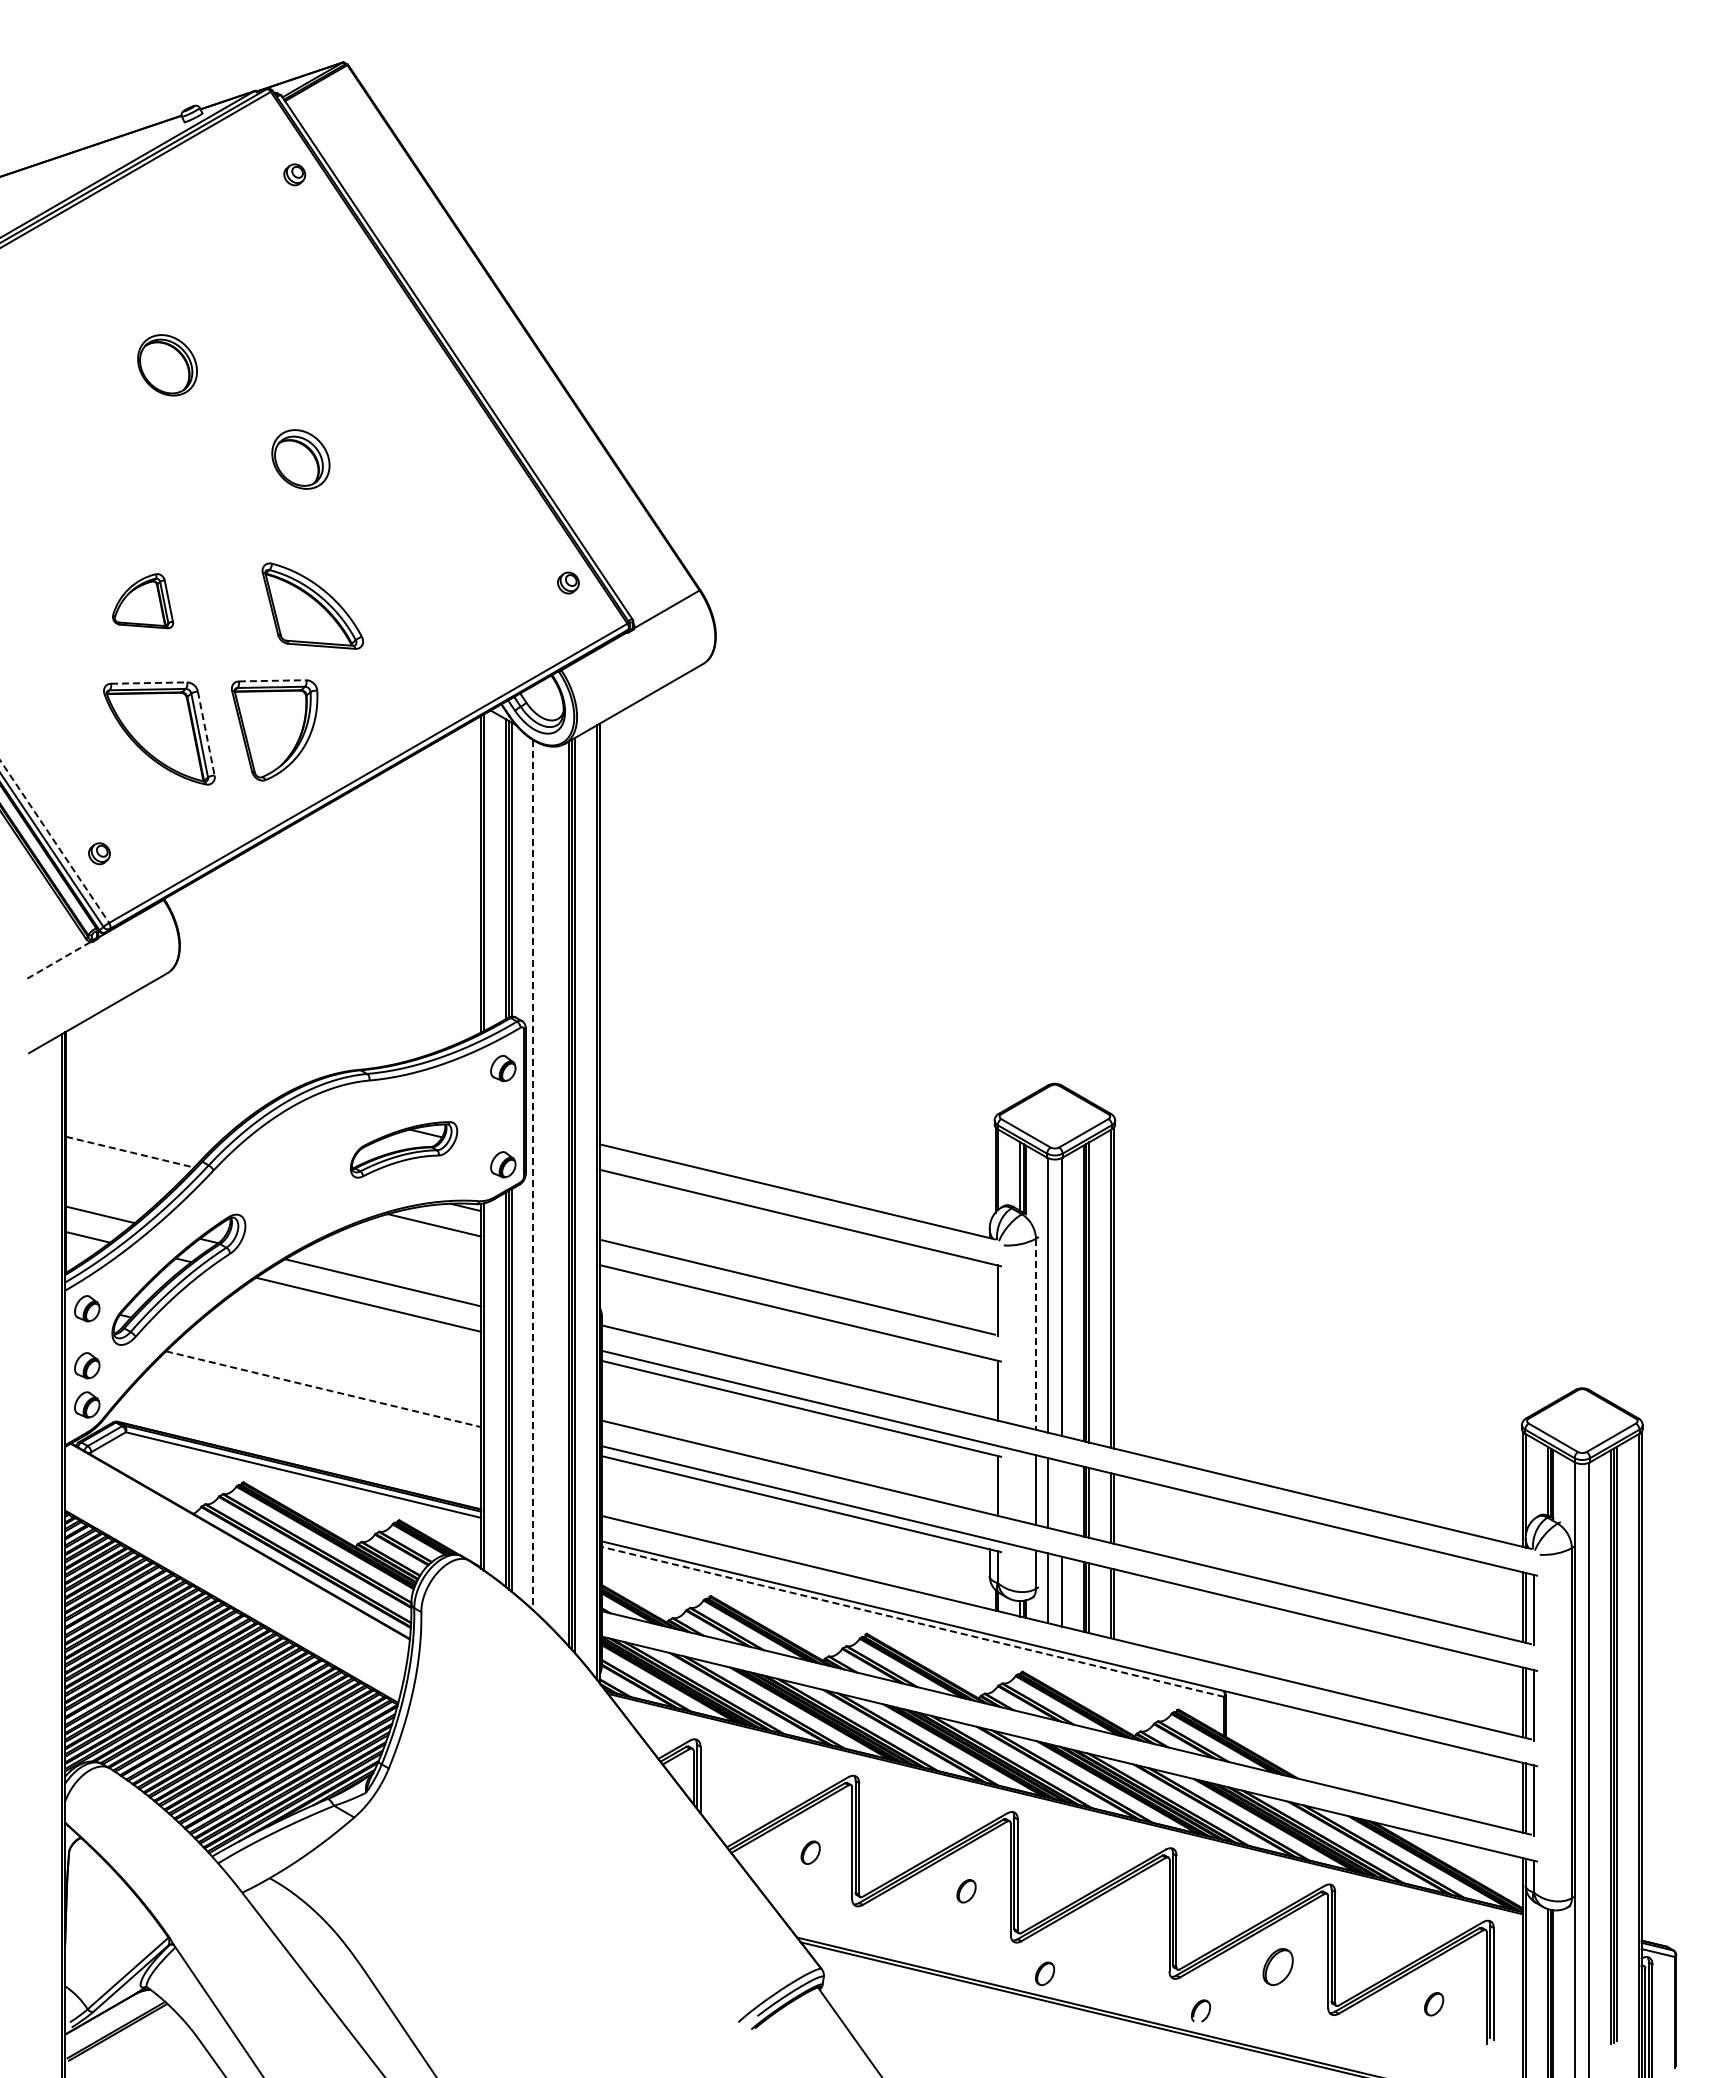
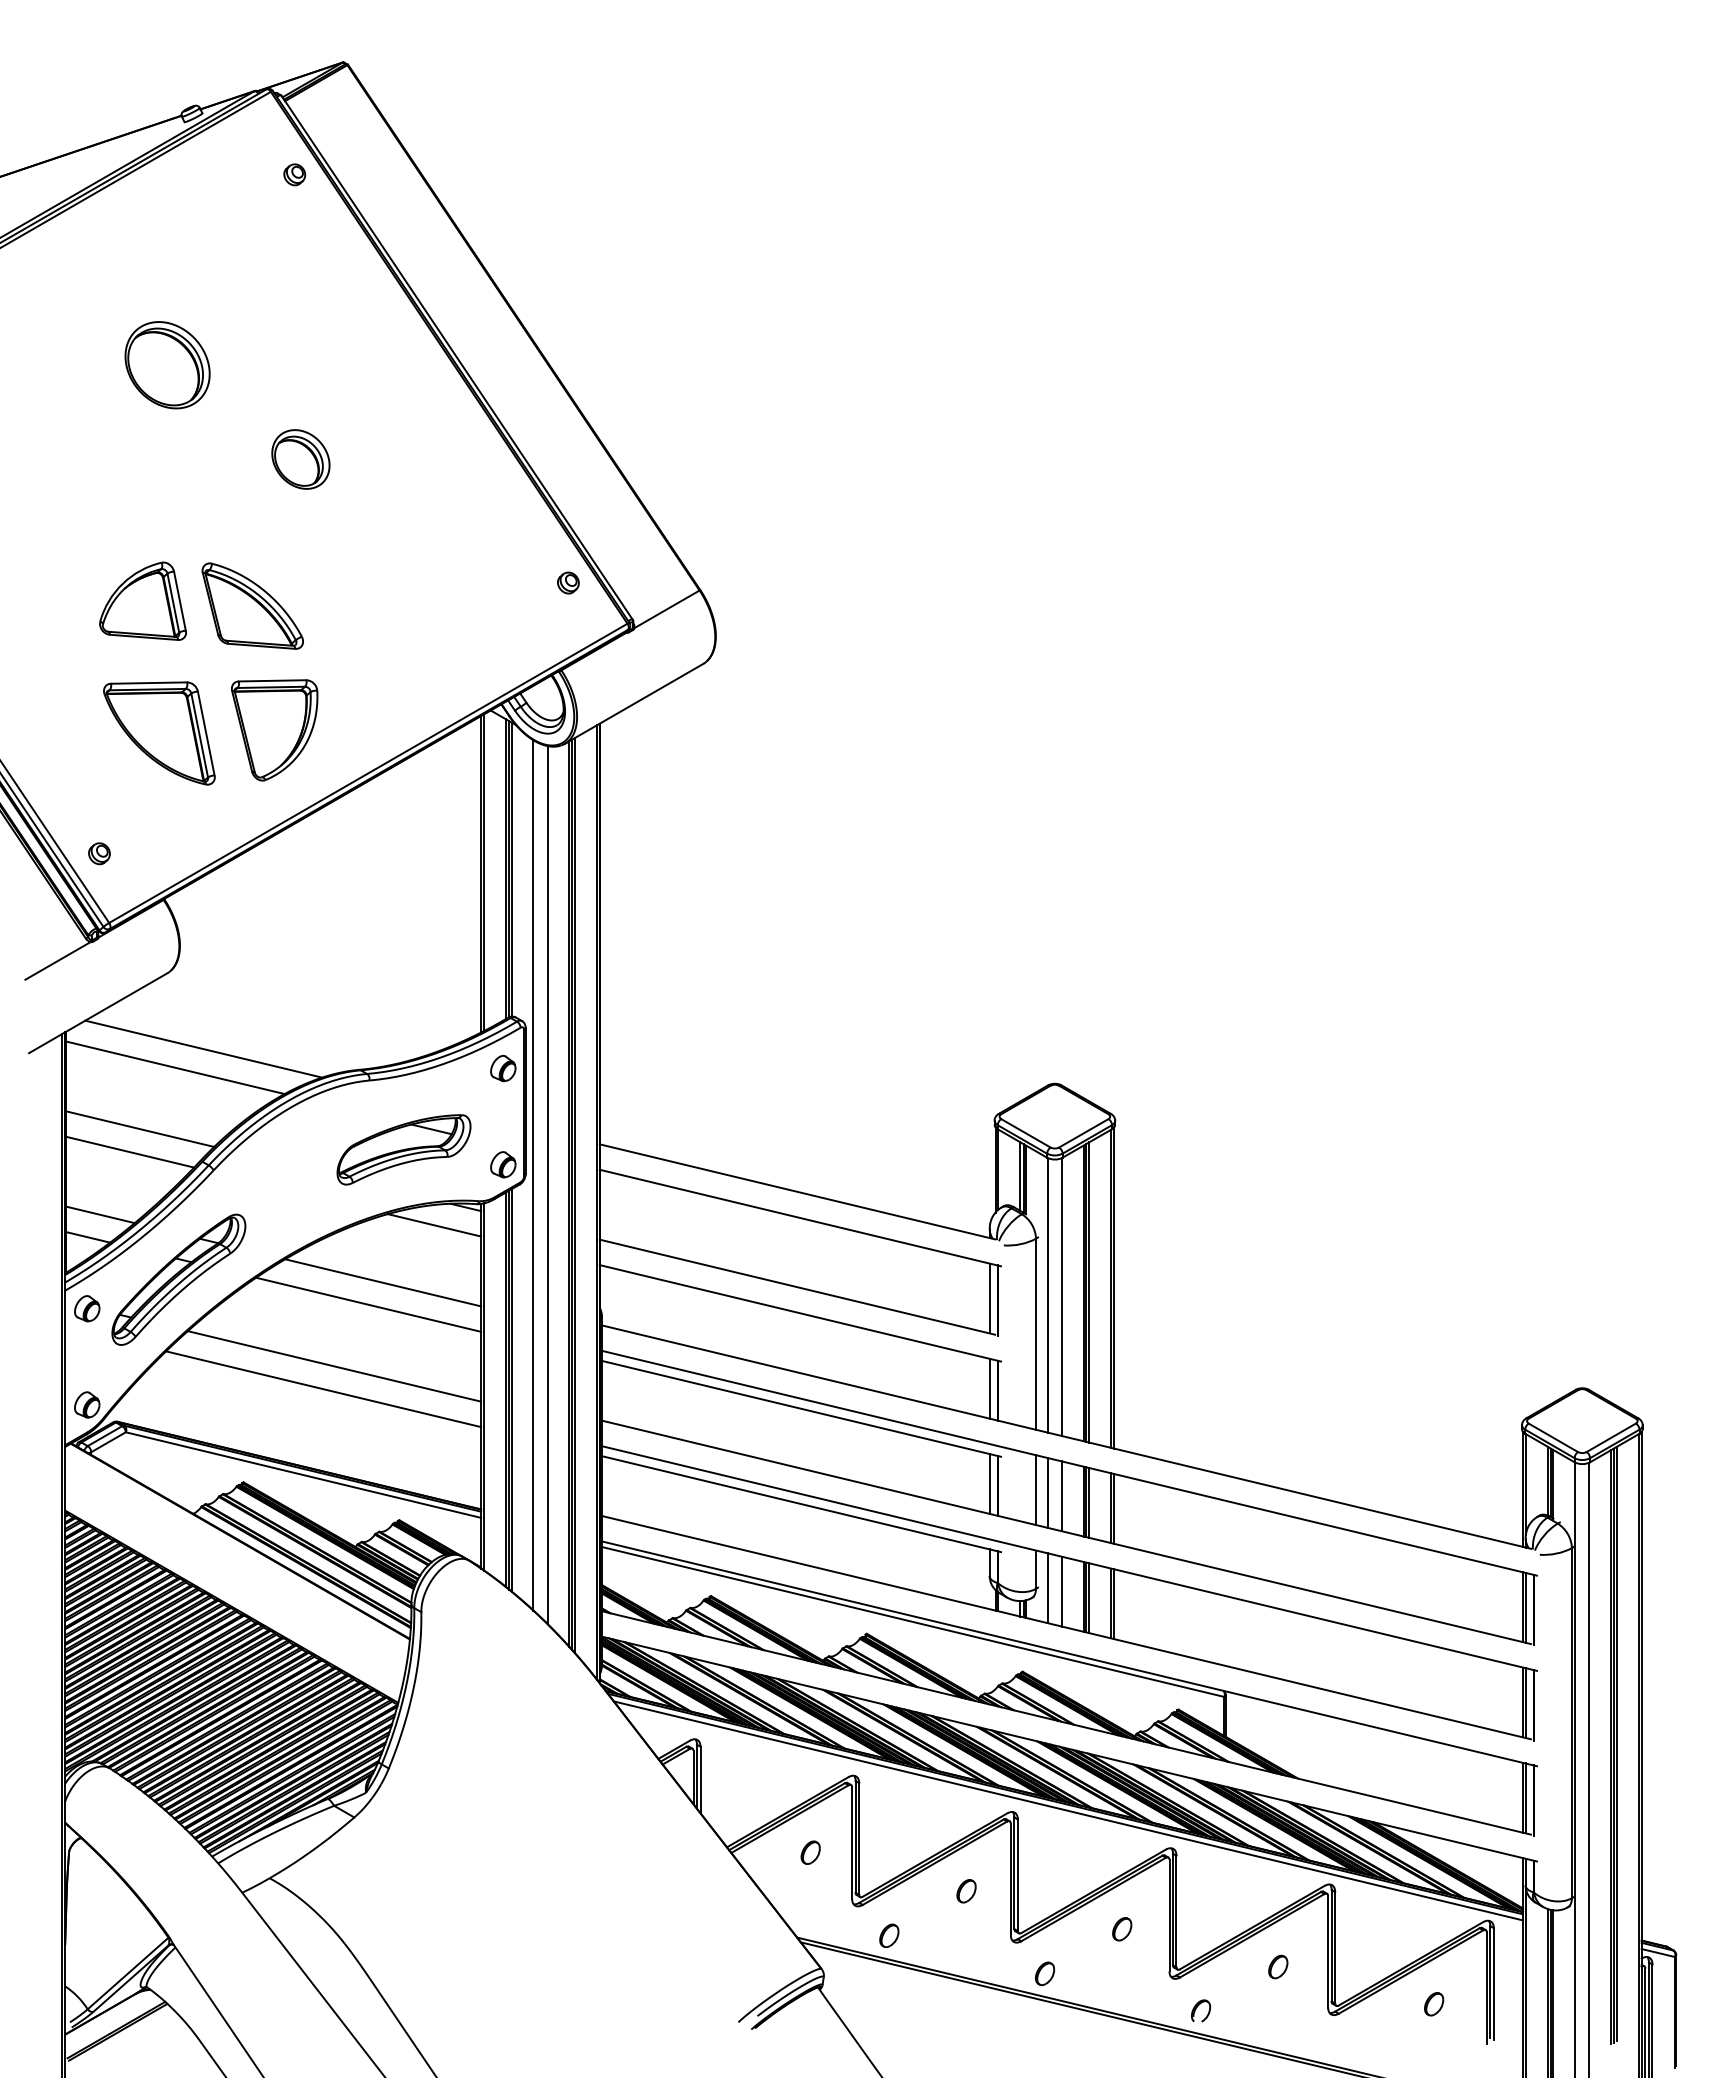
part size: 61x63 px -> 87x89 px (167, 365)
part size: 63x57 px -> 88x80 px (142, 600)
part position: (312, 605) -> (252, 605) (252, 605)
line: dashed -> solid (272, 680)
line: dashed -> solid (149, 683)
line: dashed -> solid (206, 733)
line: dashed -> solid (54, 841)
line: dashed -> solid (58, 960)
line: none -> present (203, 1048)
line: none -> present (175, 1067)
line: none -> present (140, 1128)
part size: 110x58 px -> 136x72 px (403, 1149)
line: dashed -> solid (130, 1152)
line: dashed -> solid (533, 1175)
line: none -> present (547, 1185)
line: none -> present (989, 1298)
line: dashed -> solid (1036, 1334)
part: present -> none (87, 1365)
line: none -> present (334, 1366)
line: none -> present (989, 1388)
line: dashed -> solid (324, 1389)
line: none -> present (989, 1483)
line: none -> present (1061, 1496)
line: dashed -> solid (913, 1621)
line: none -> present (1068, 1810)
part: none -> present (1122, 1929)
part: none -> present (889, 1935)
part size: 32x38 px -> 21x26 px (1278, 1966)
